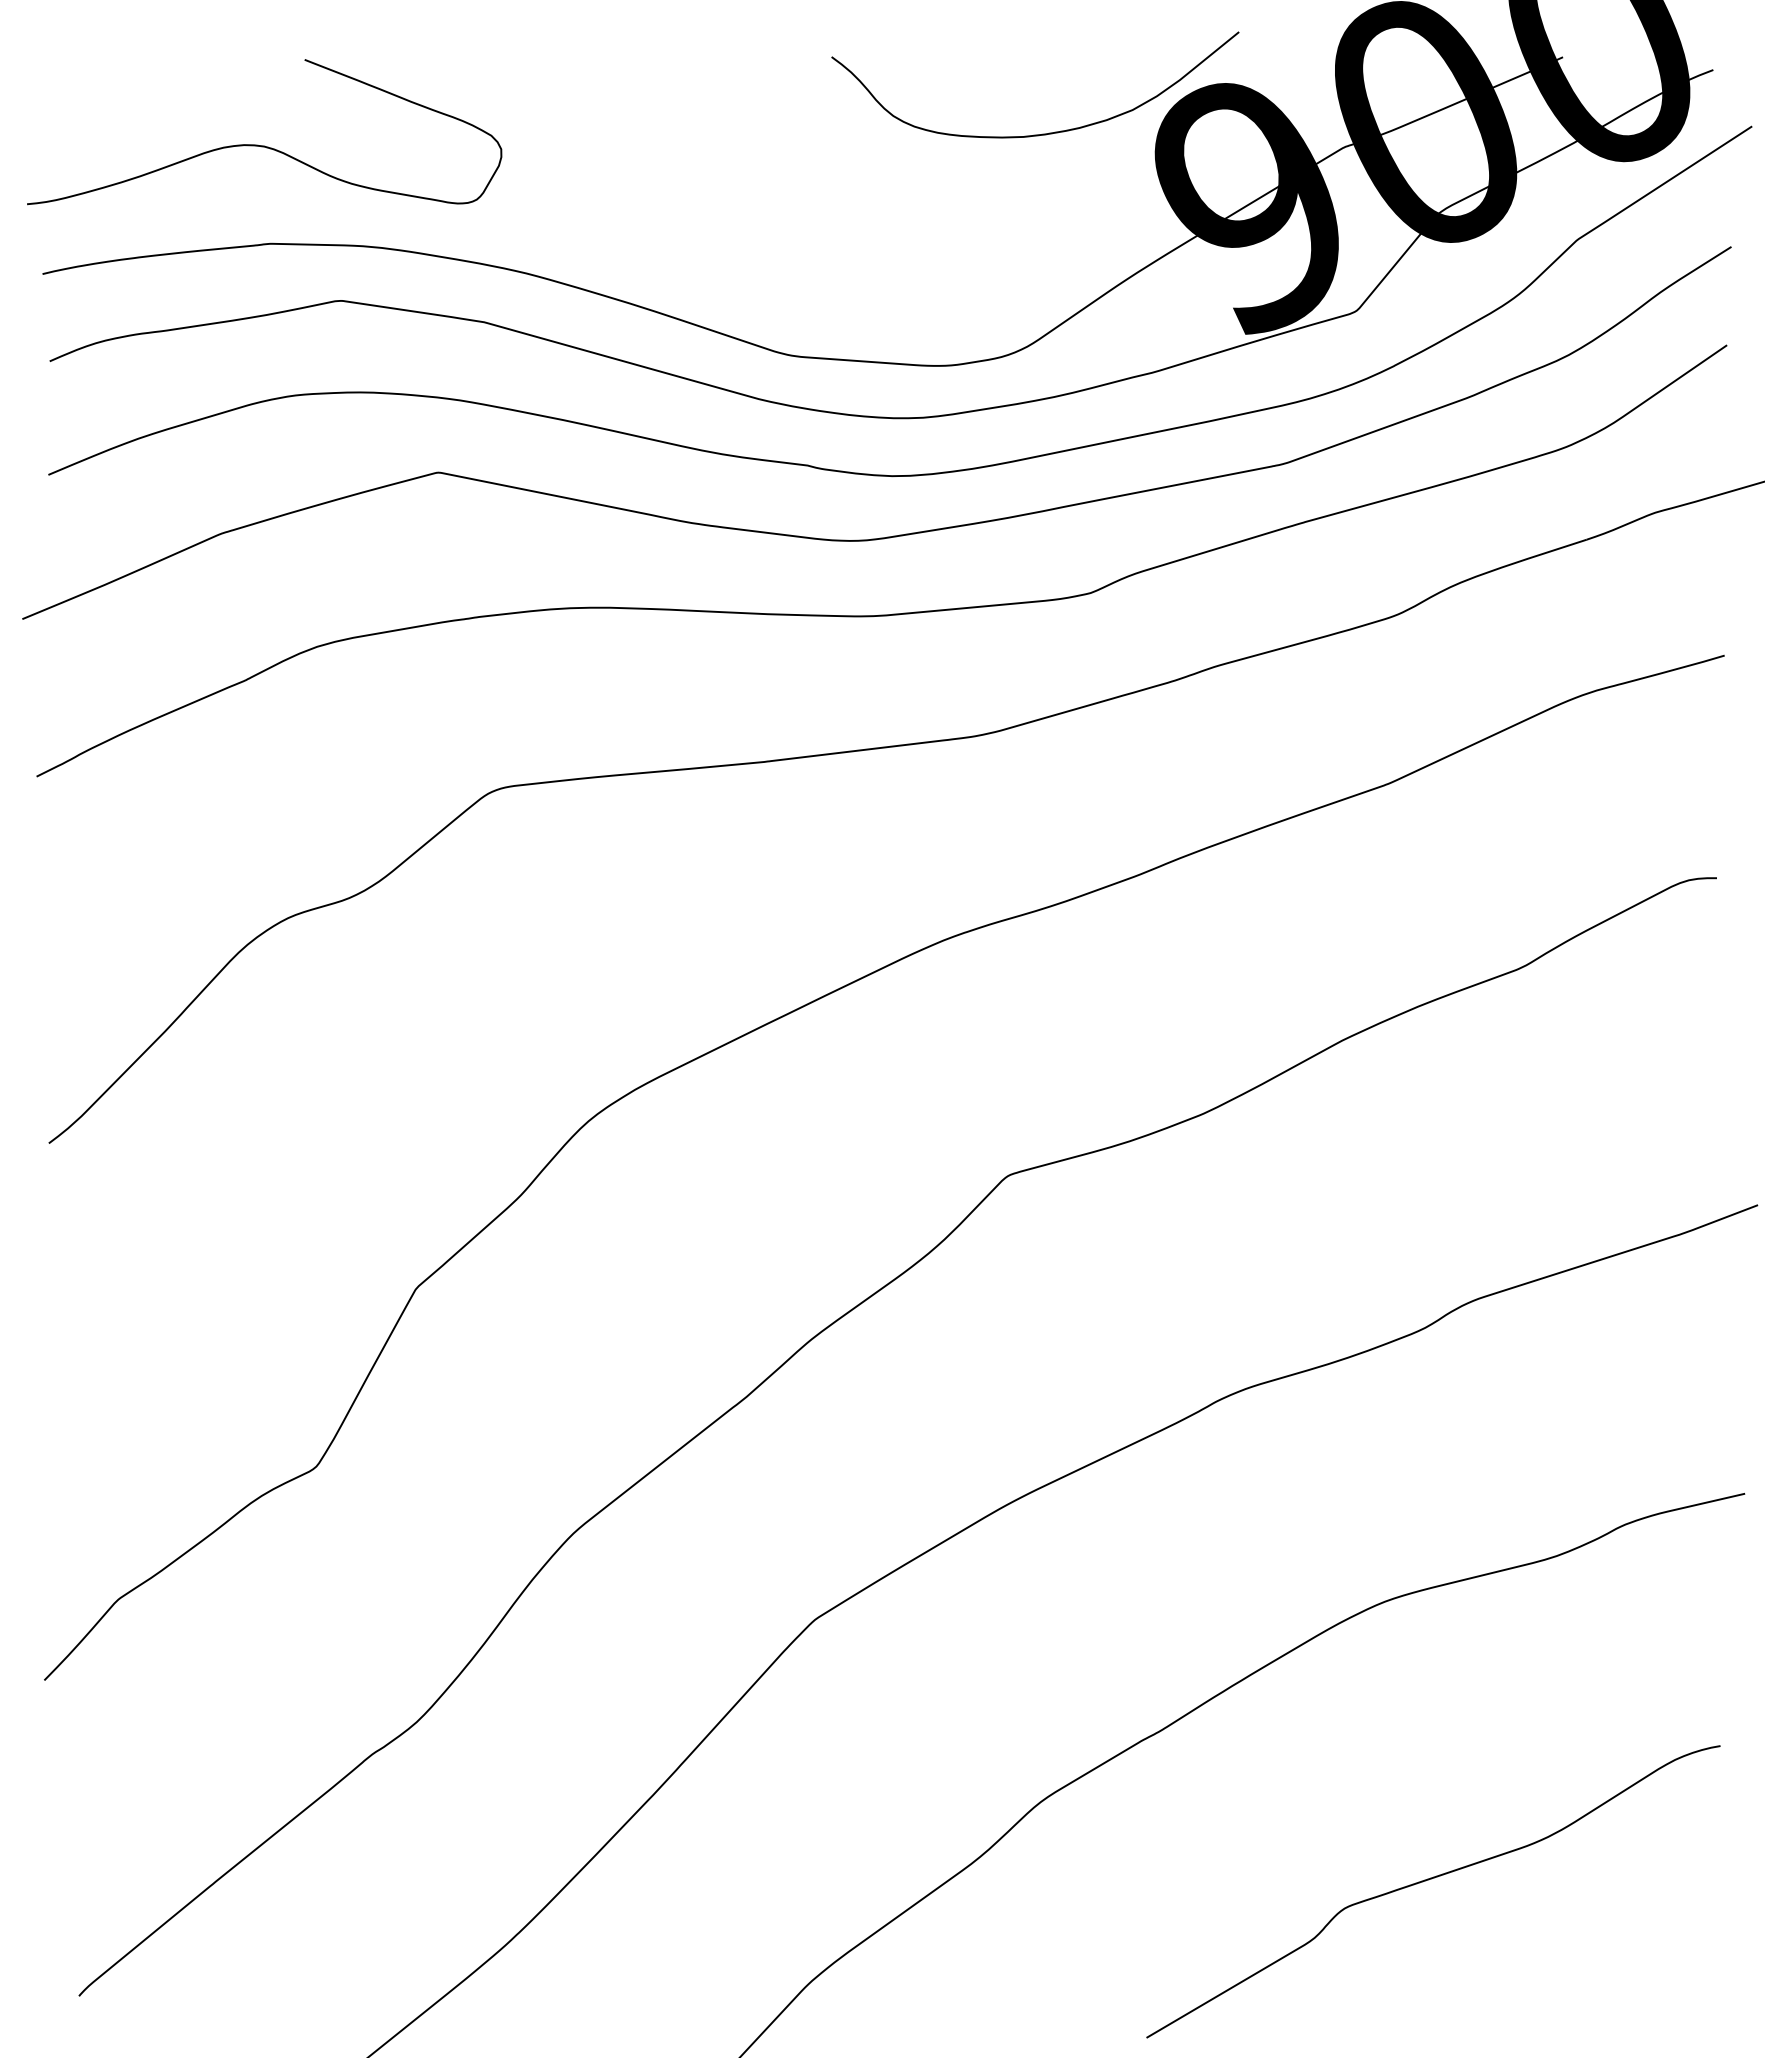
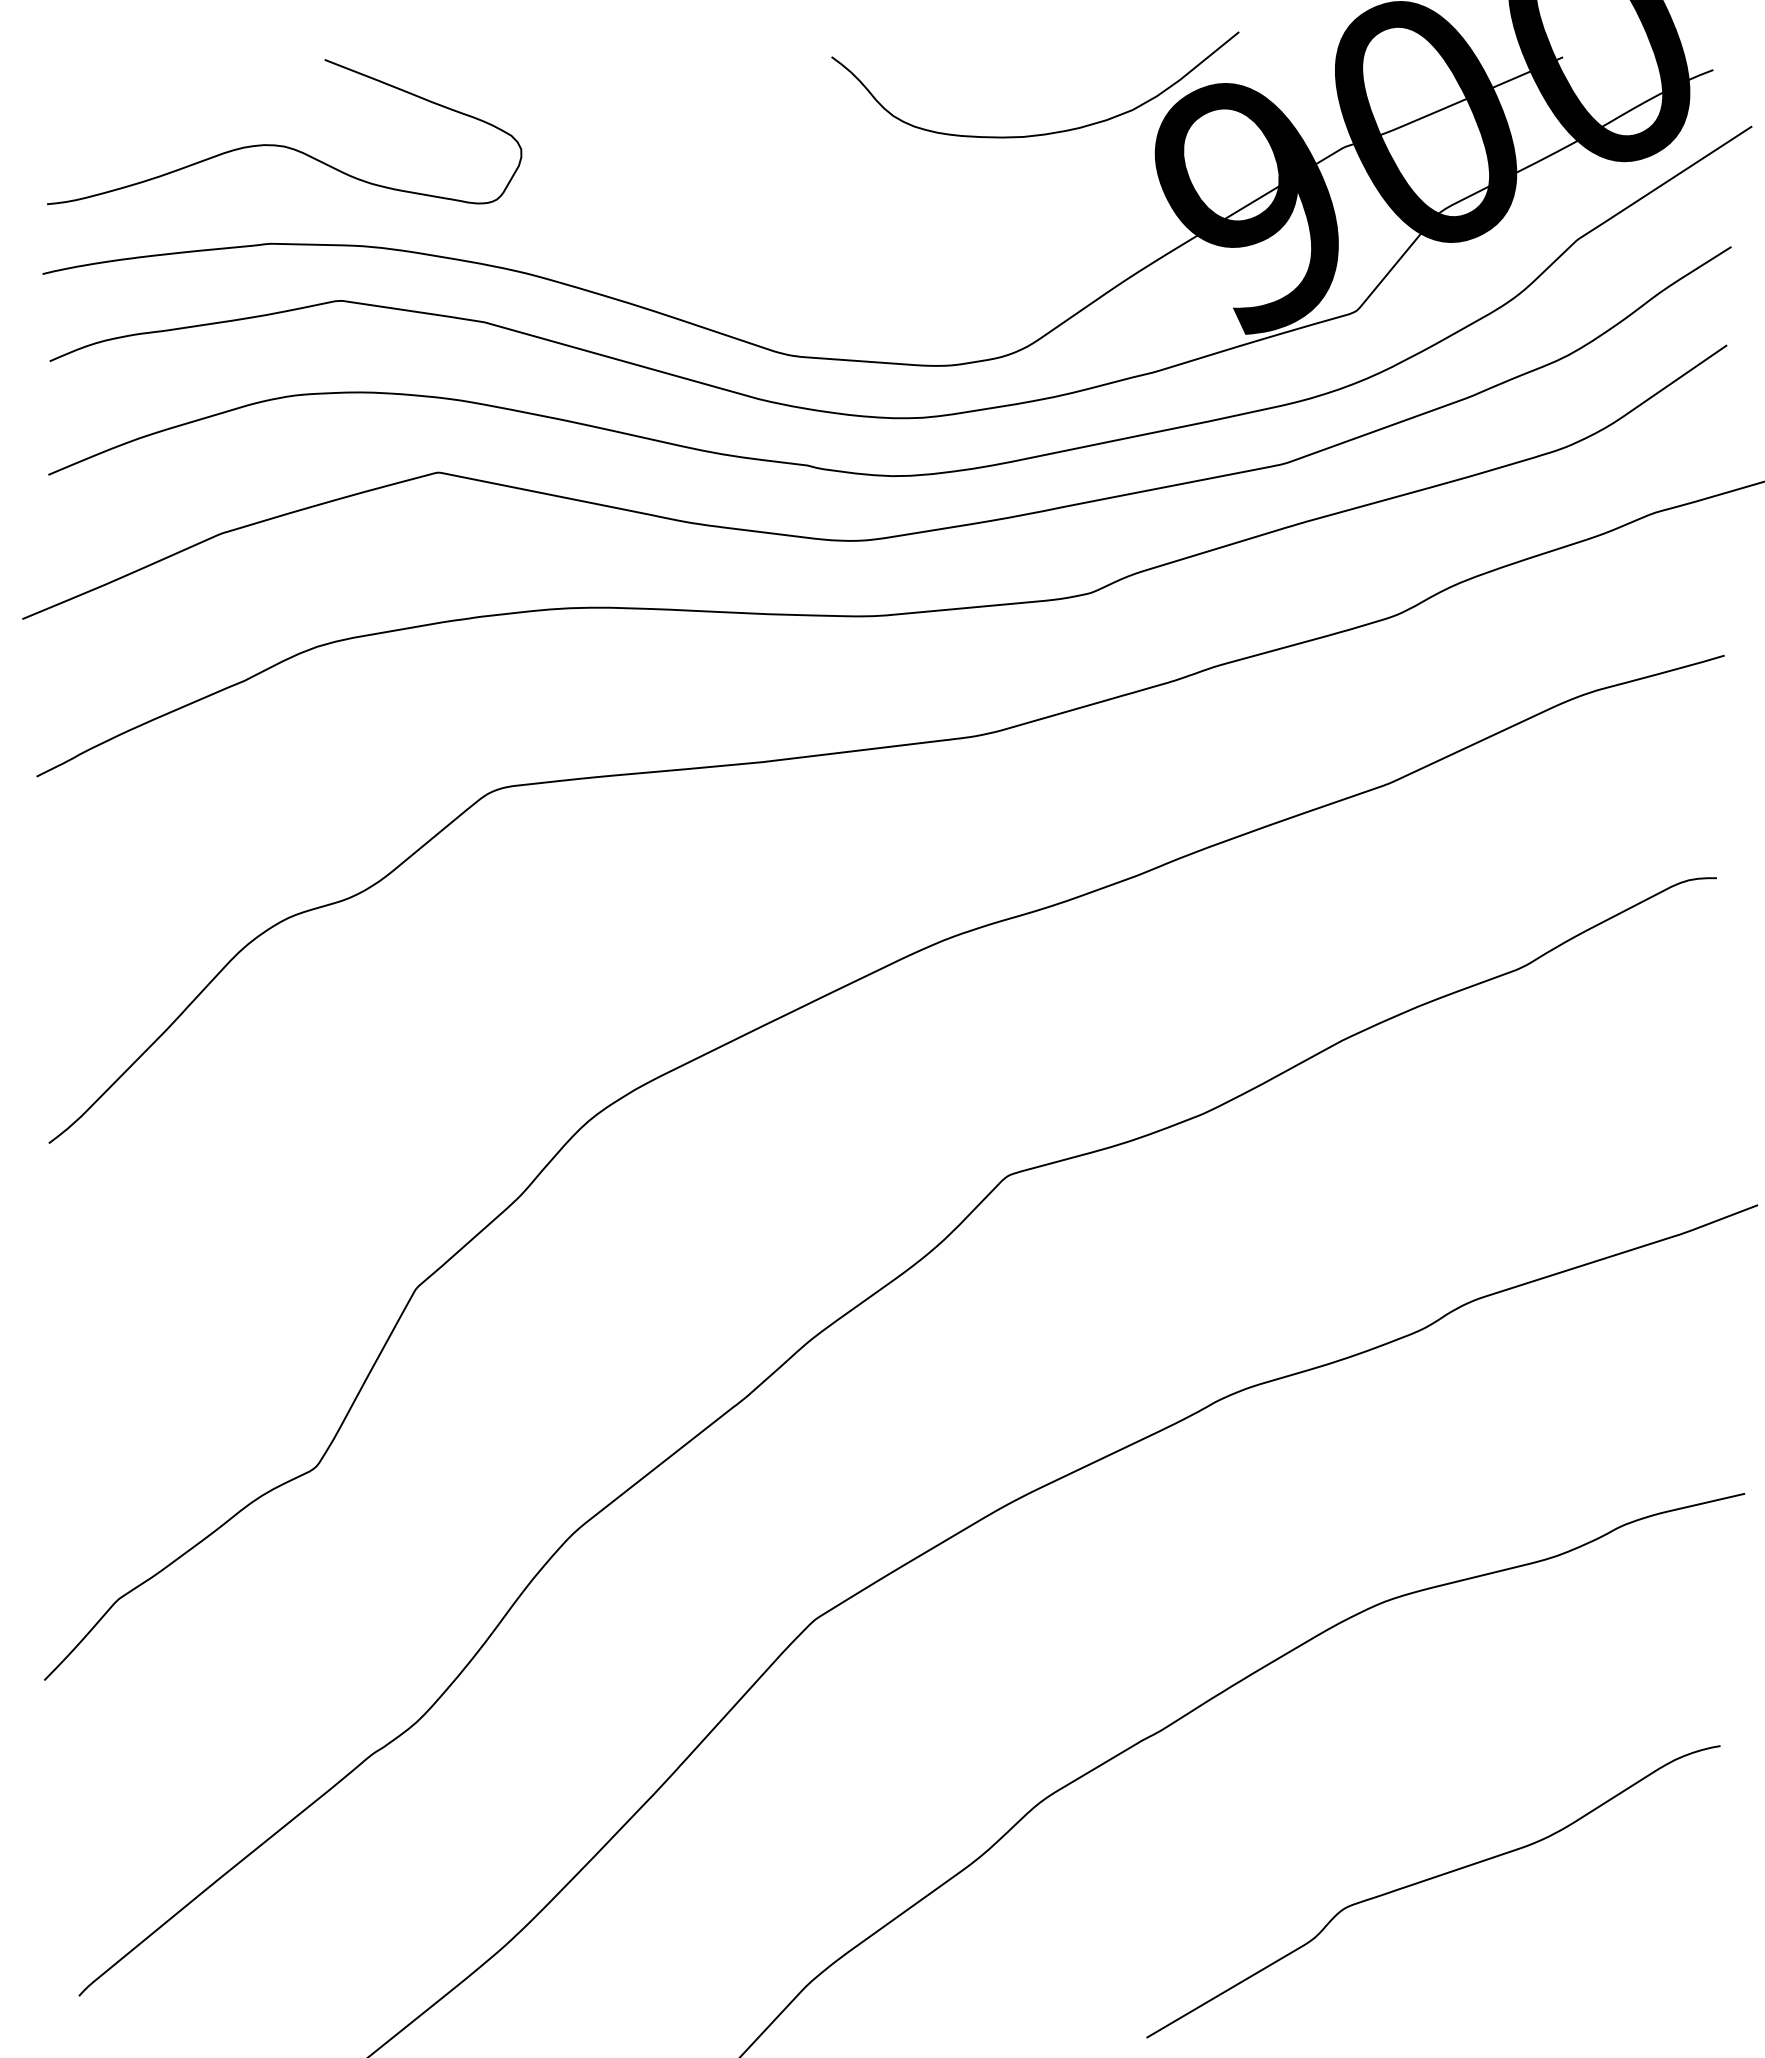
curve position: (264, 145) -> (284, 145) (284, 145)
